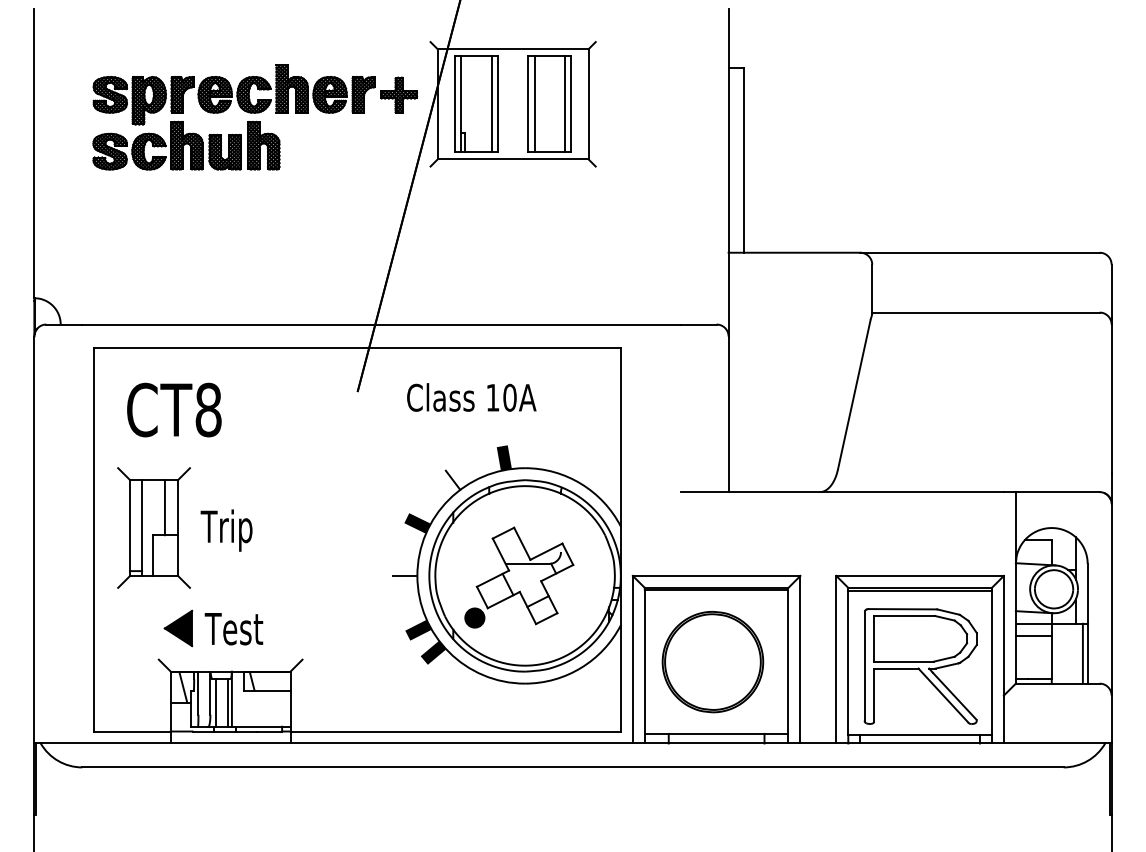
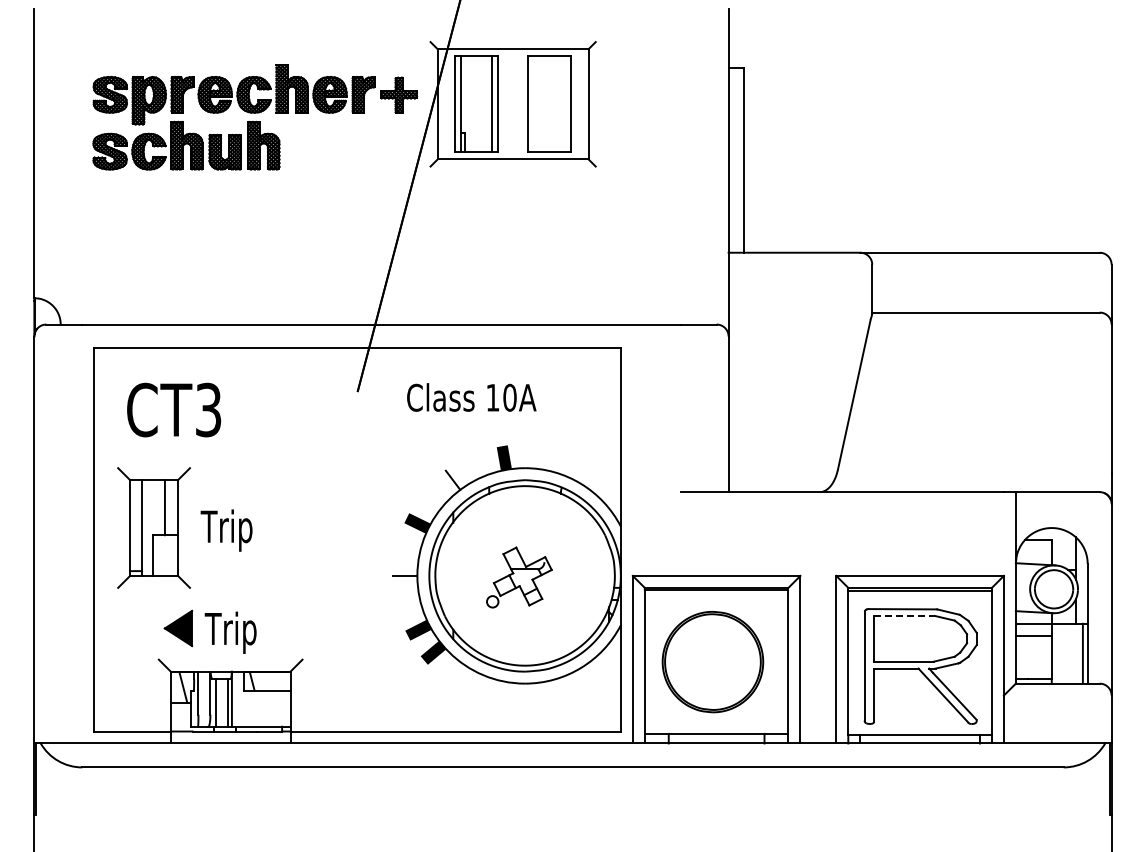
line: present -> none (534, 104)
line: present -> none (565, 104)
text: CT8 -> CT3 (208, 409)
part size: 111x103 px -> 67x63 px (519, 577)
line: solid -> dashed (905, 616)
text: Test -> Trip (243, 632)
